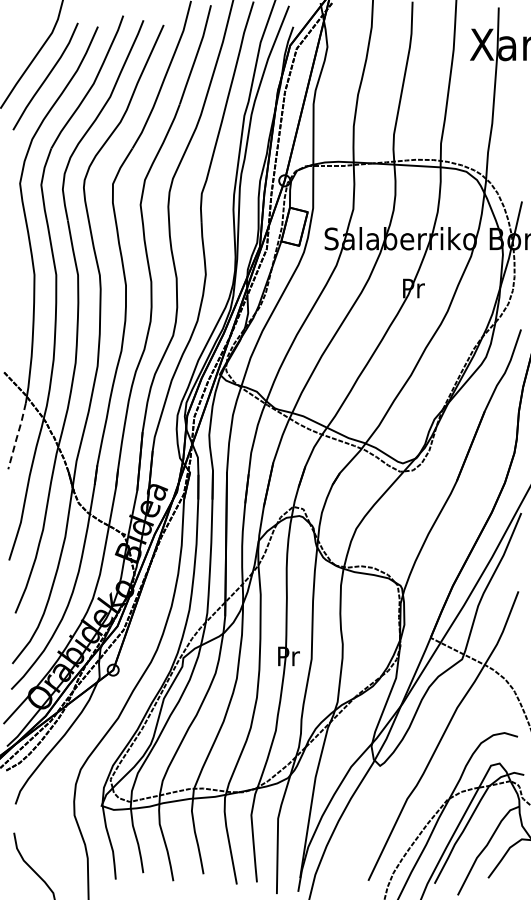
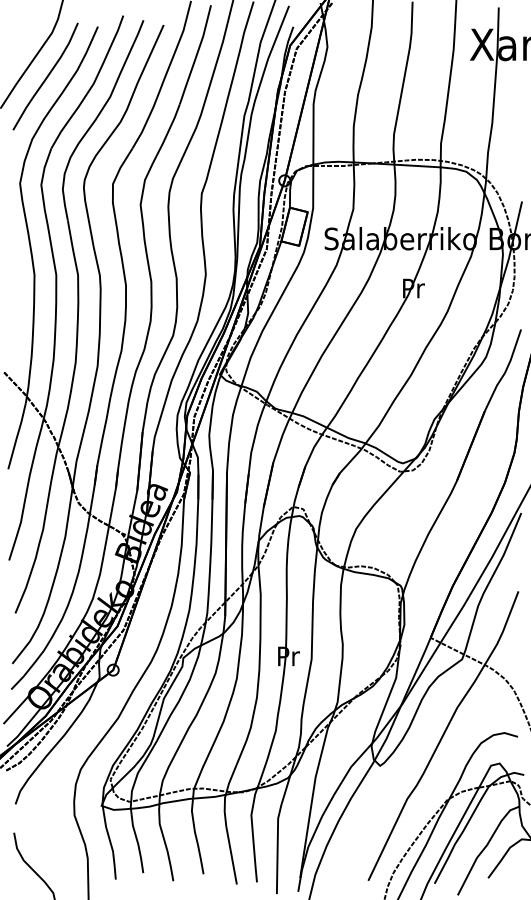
line: dashed -> solid (17, 436)
